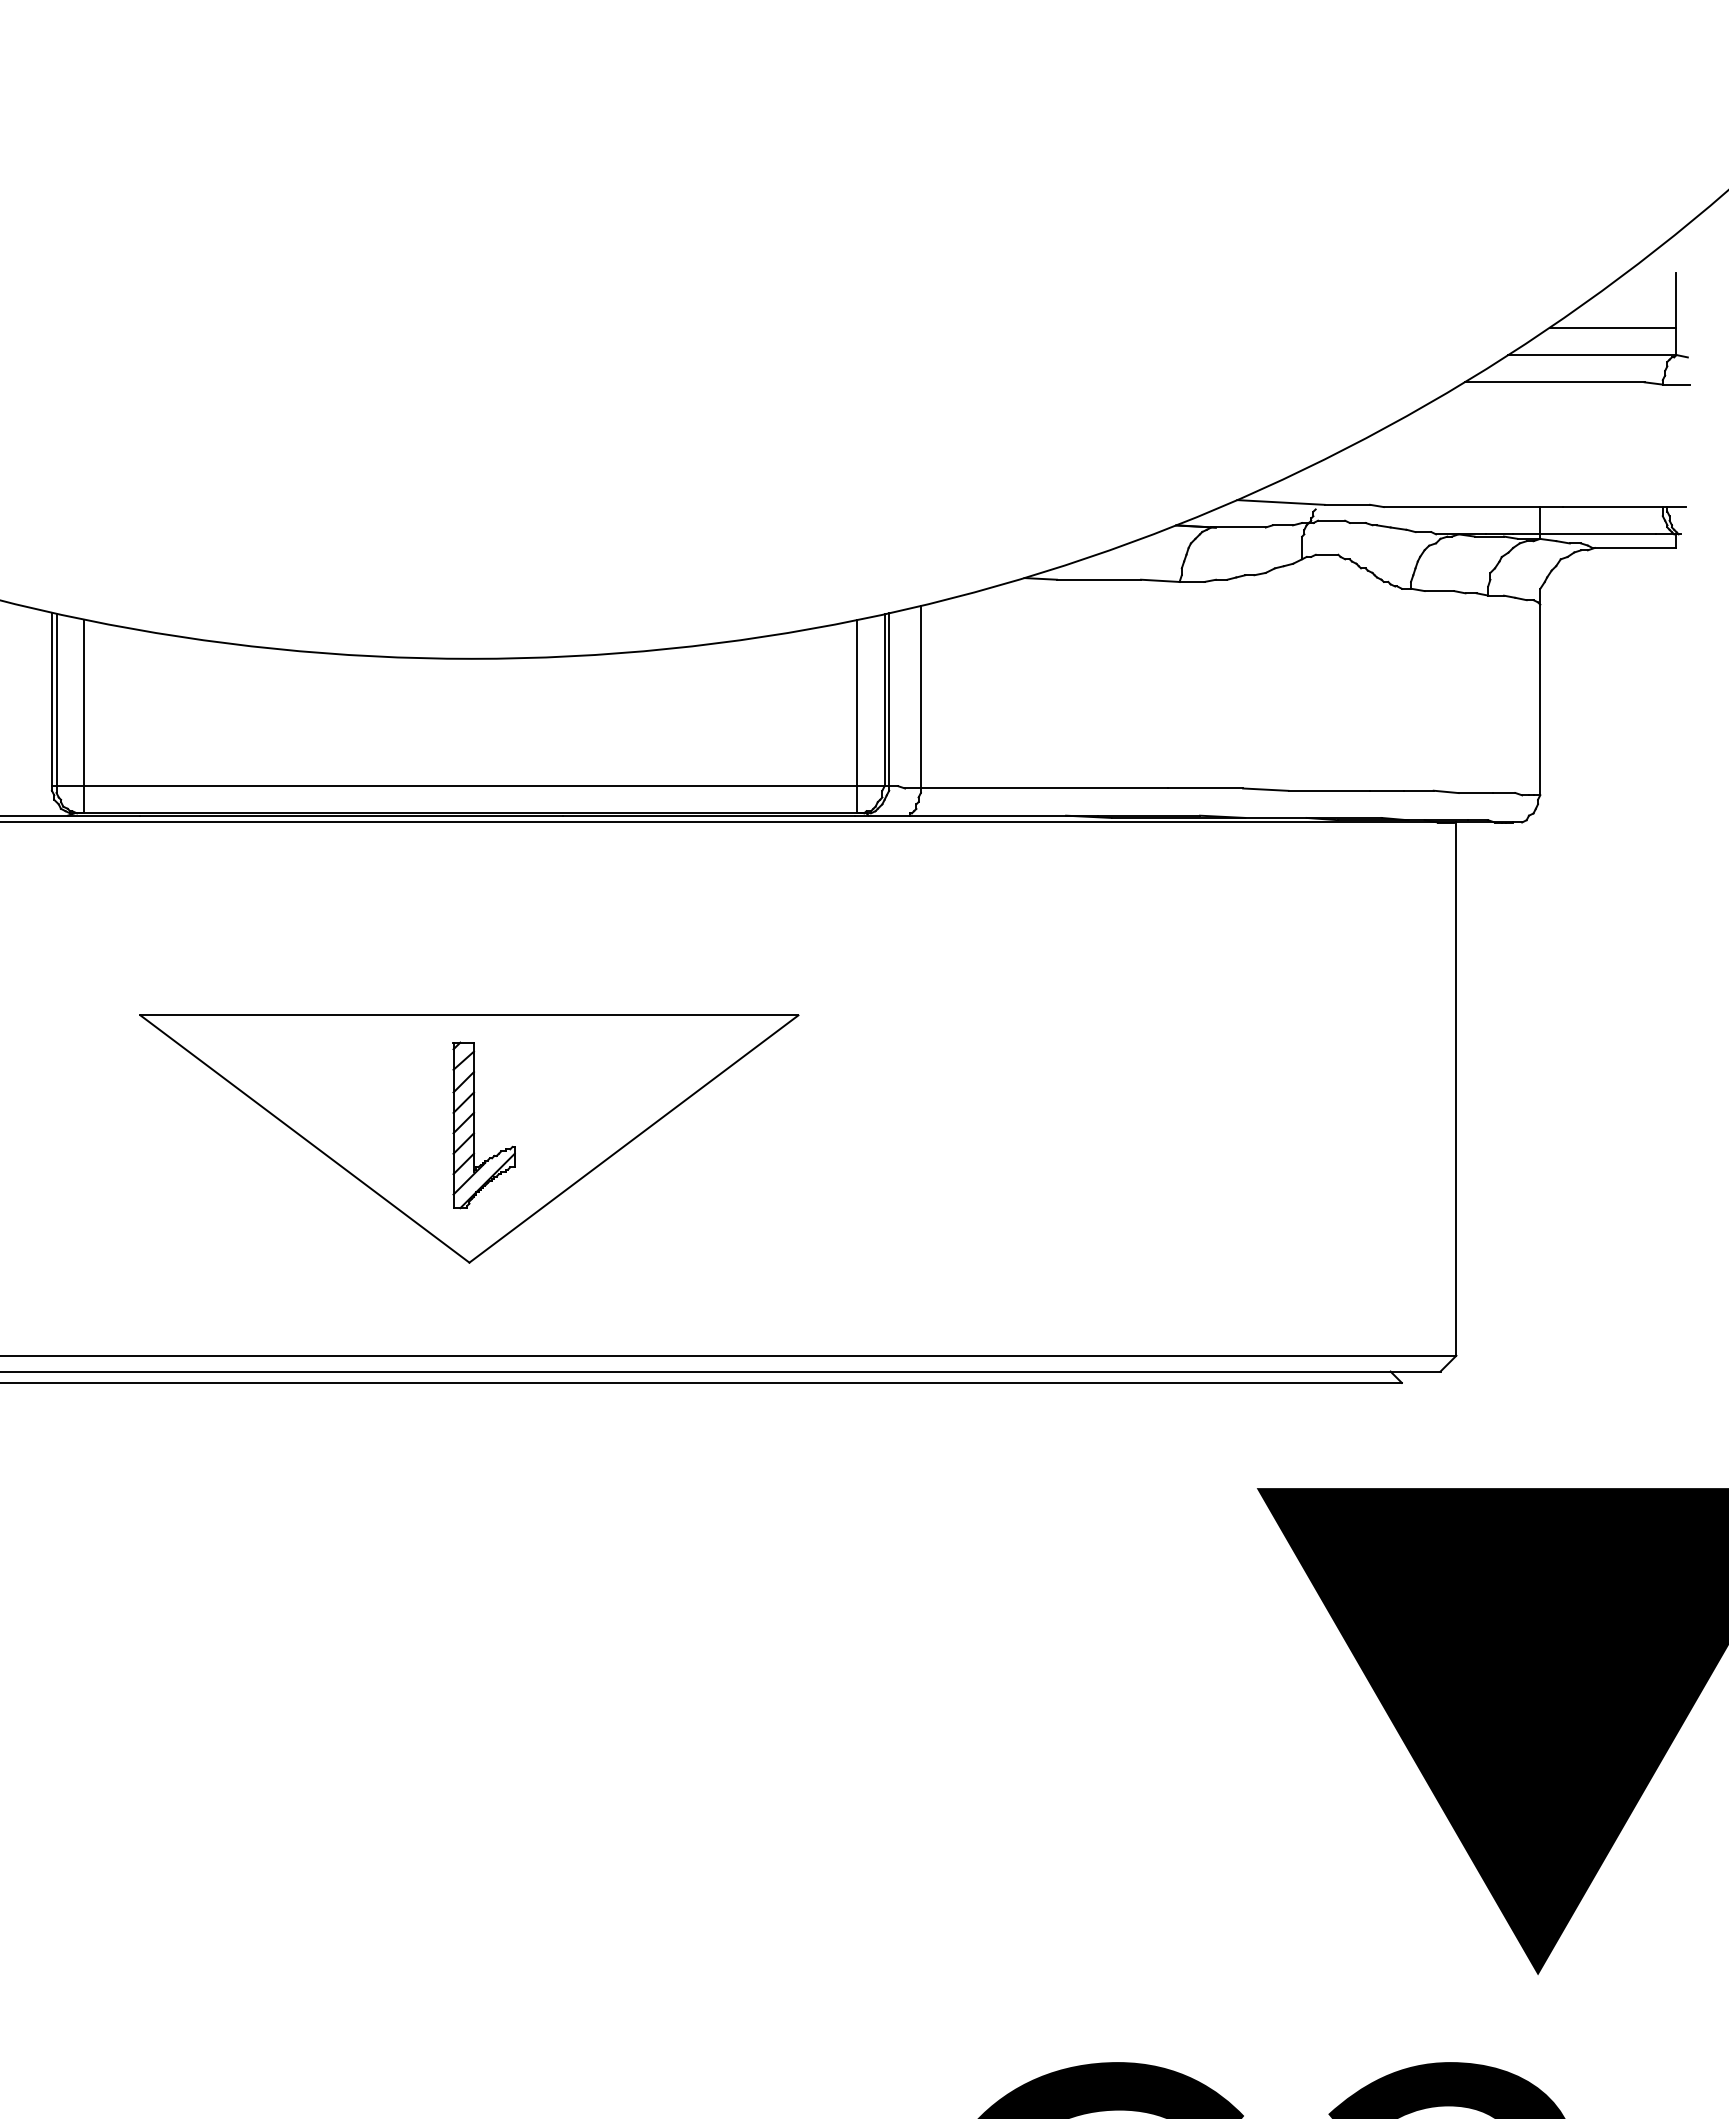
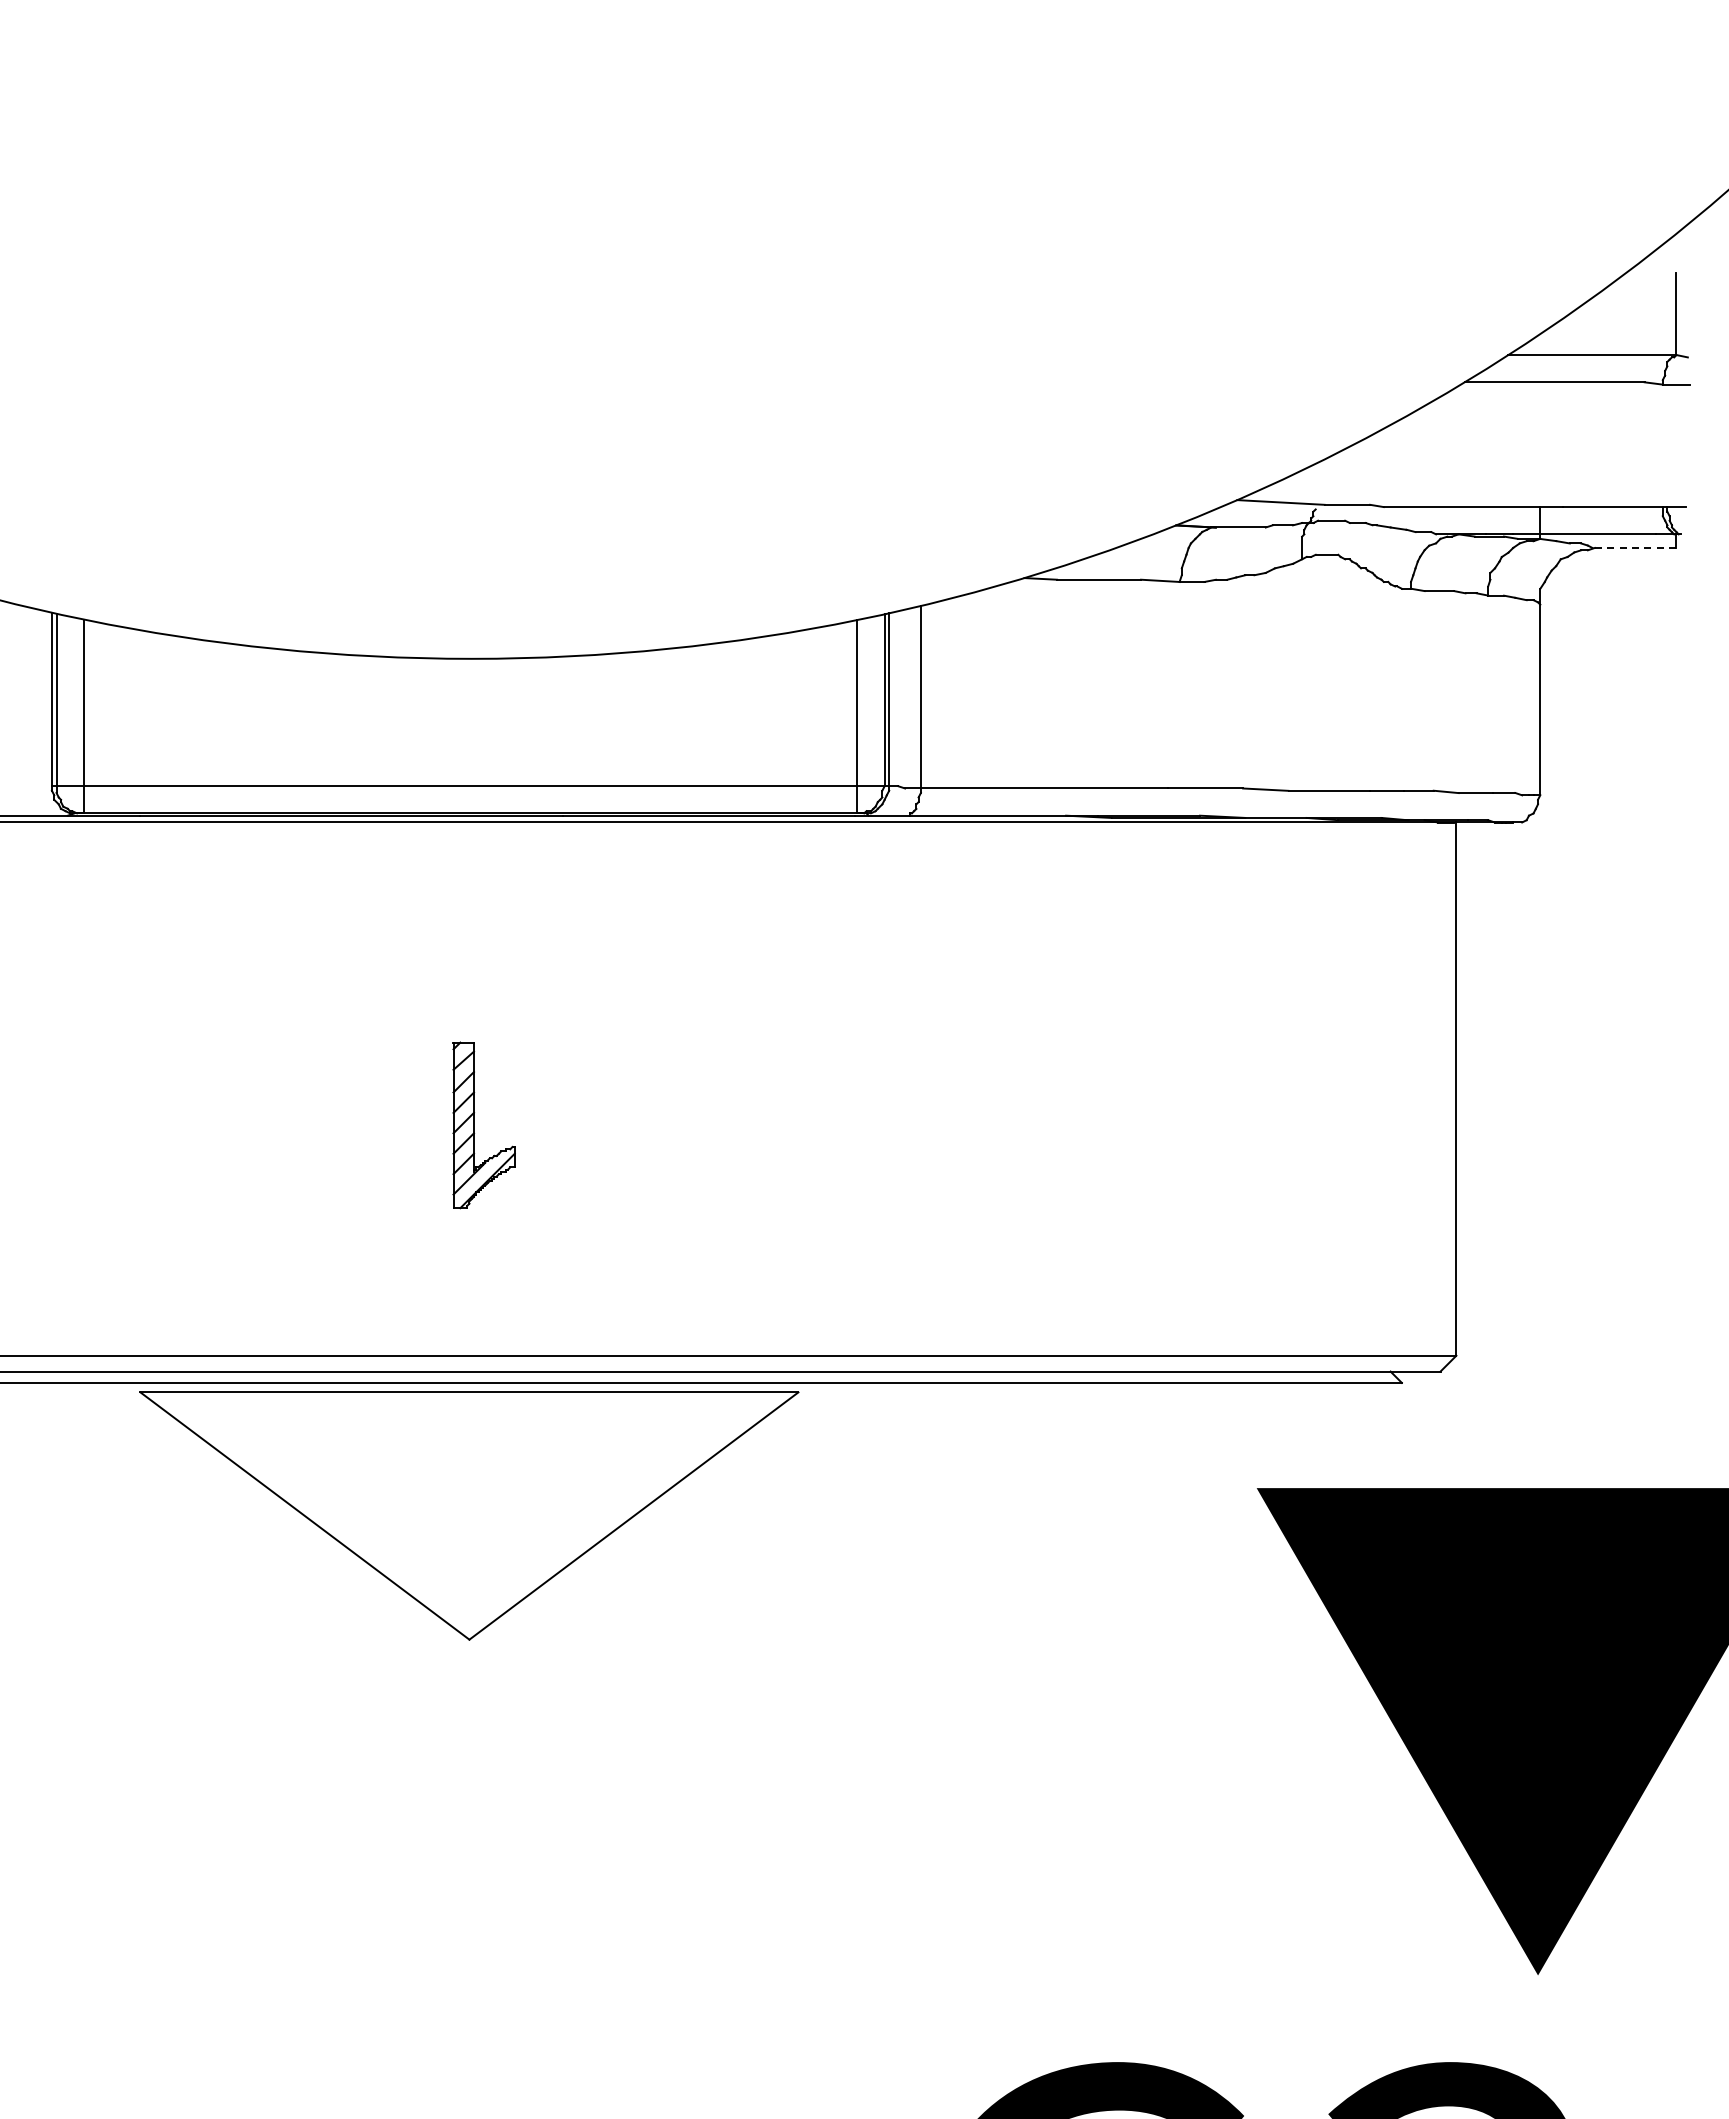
line: present -> none (1612, 327)
line: solid -> dashed (1634, 547)
part position: (469, 1138) -> (469, 1515) (469, 1515)
